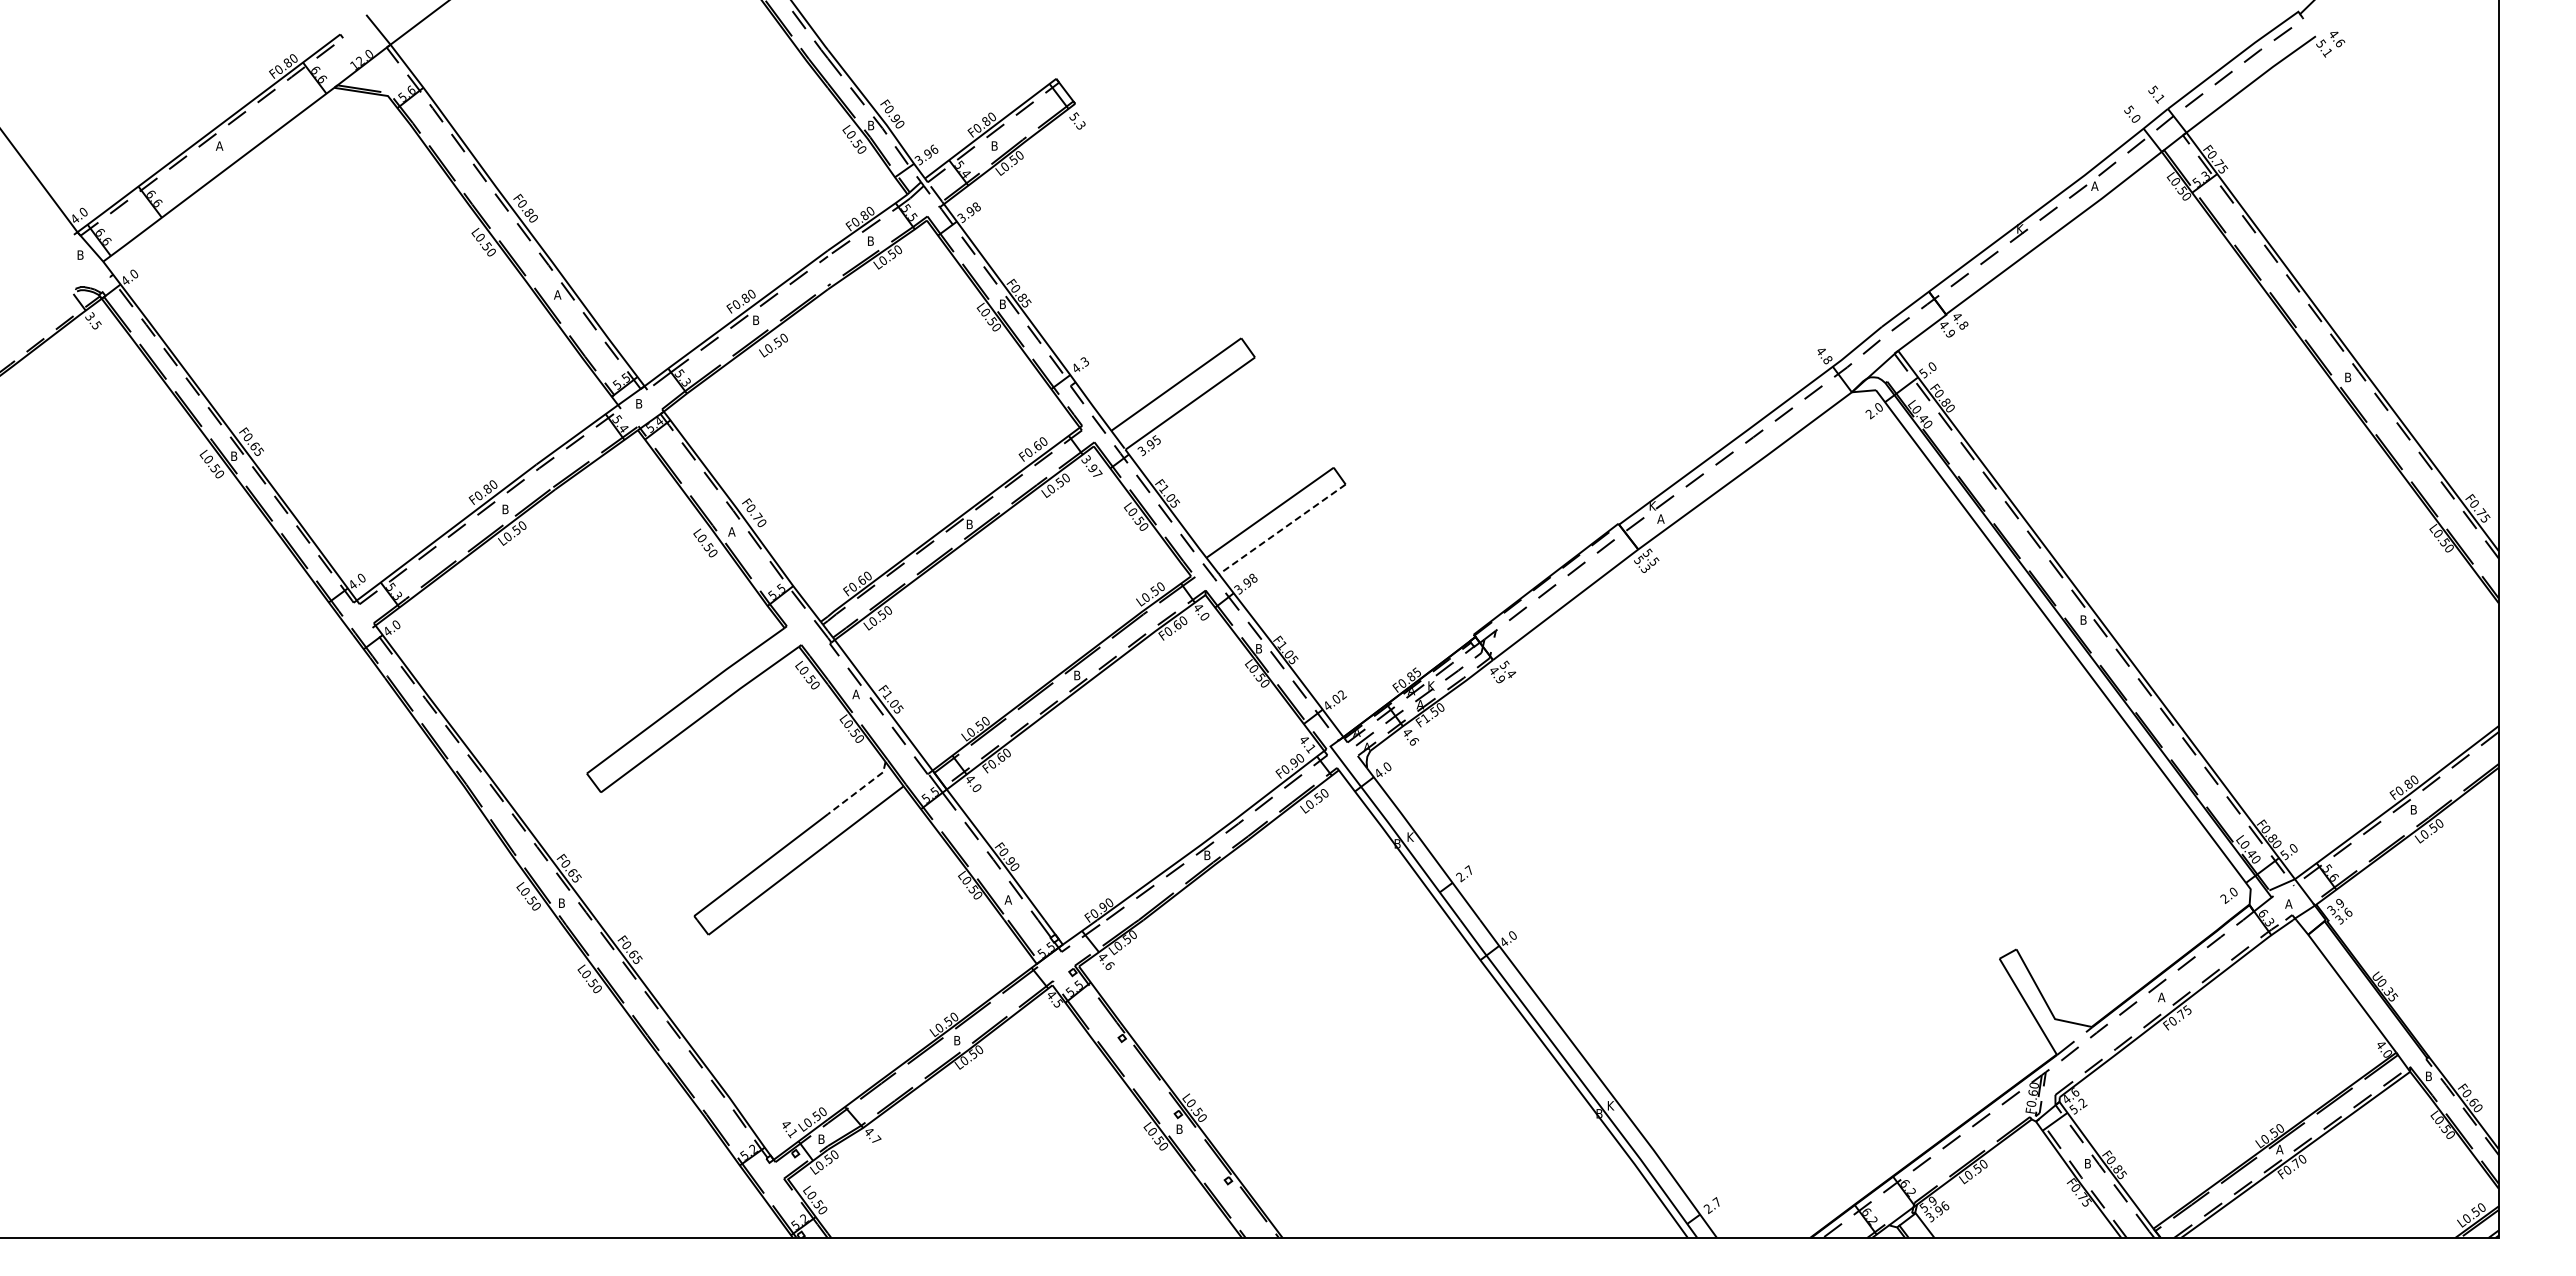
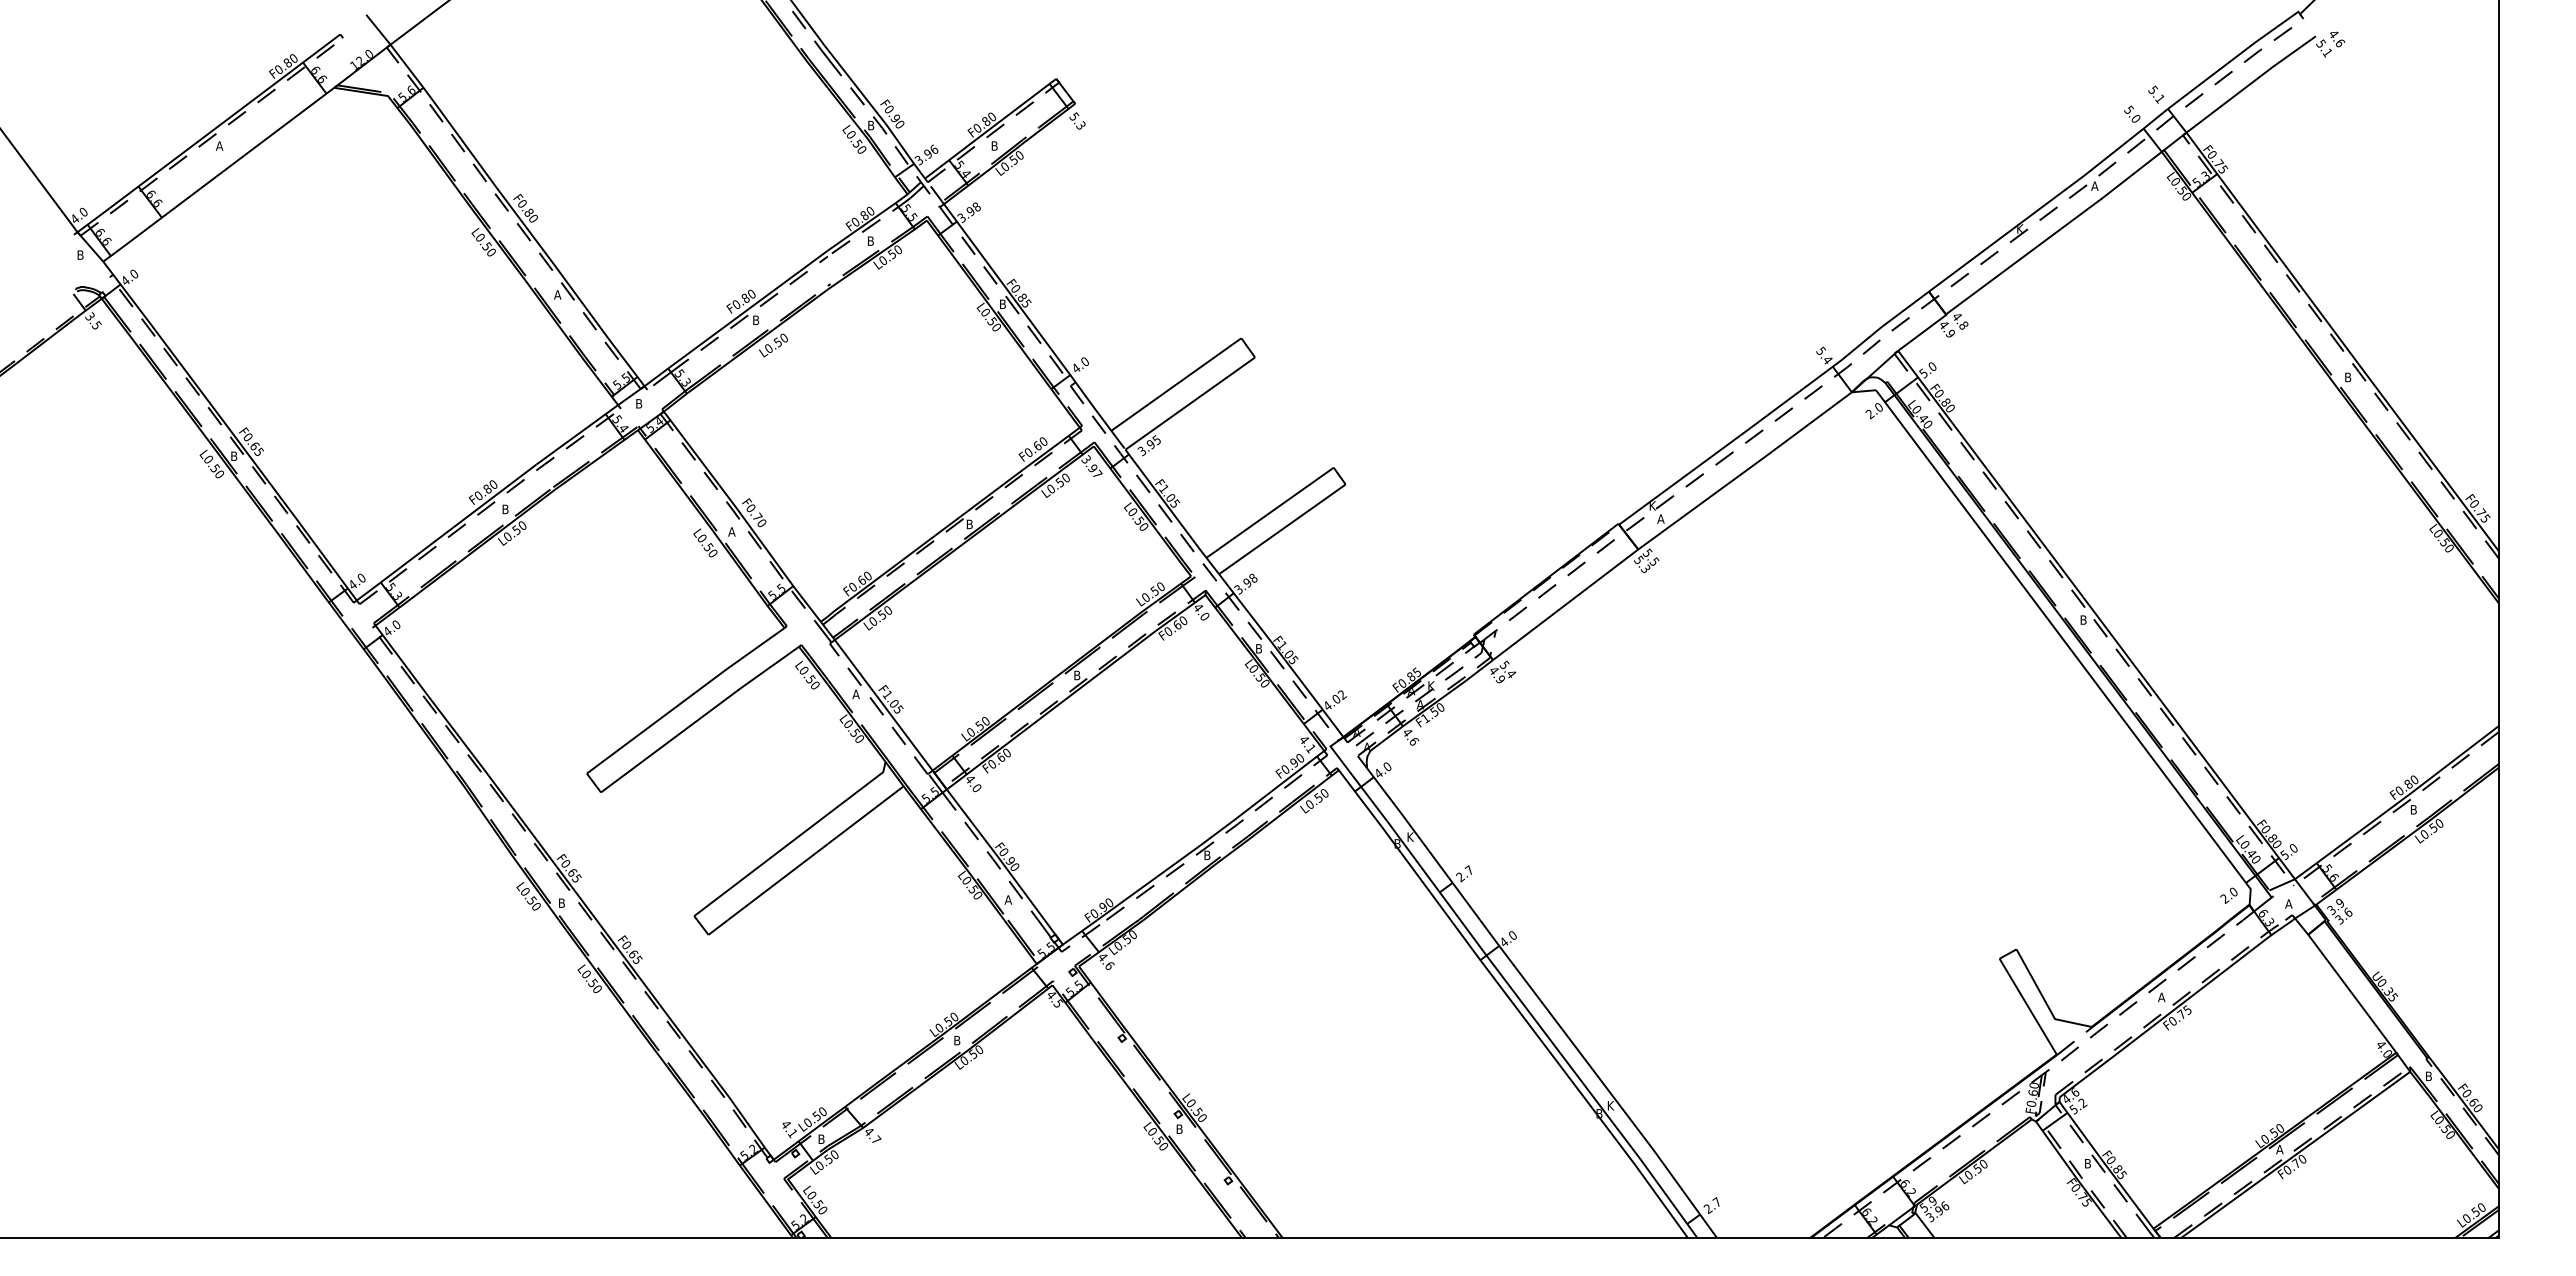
text: 4.8 -> 5.4 (1824, 355)
text: 4.3 -> 4.0 (1084, 362)
line: dashed -> solid (1282, 529)
line: dashed -> solid (860, 789)
